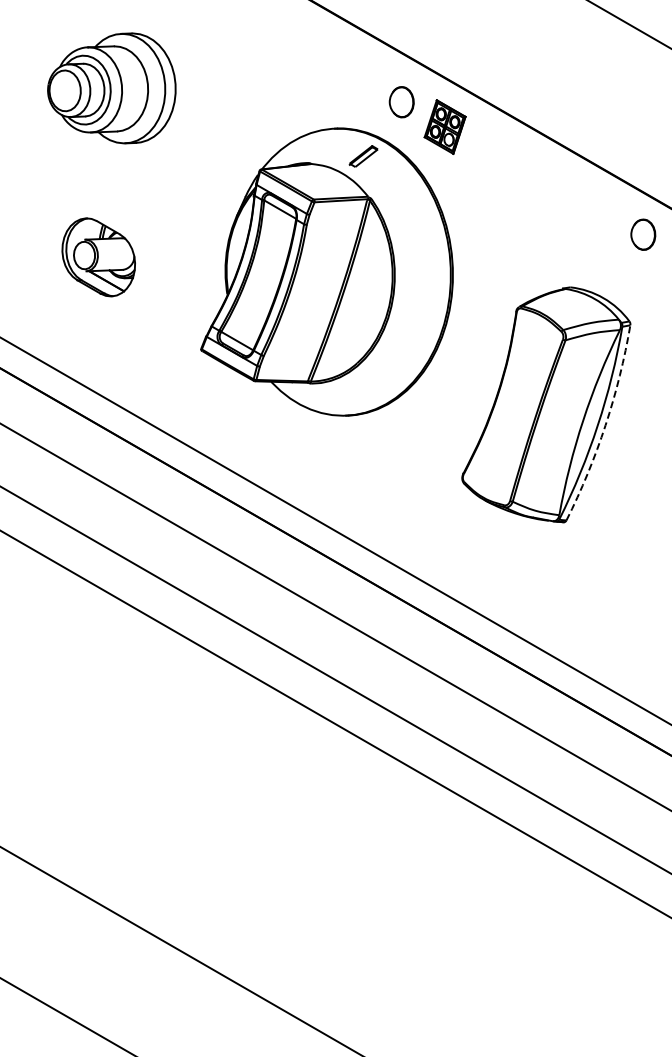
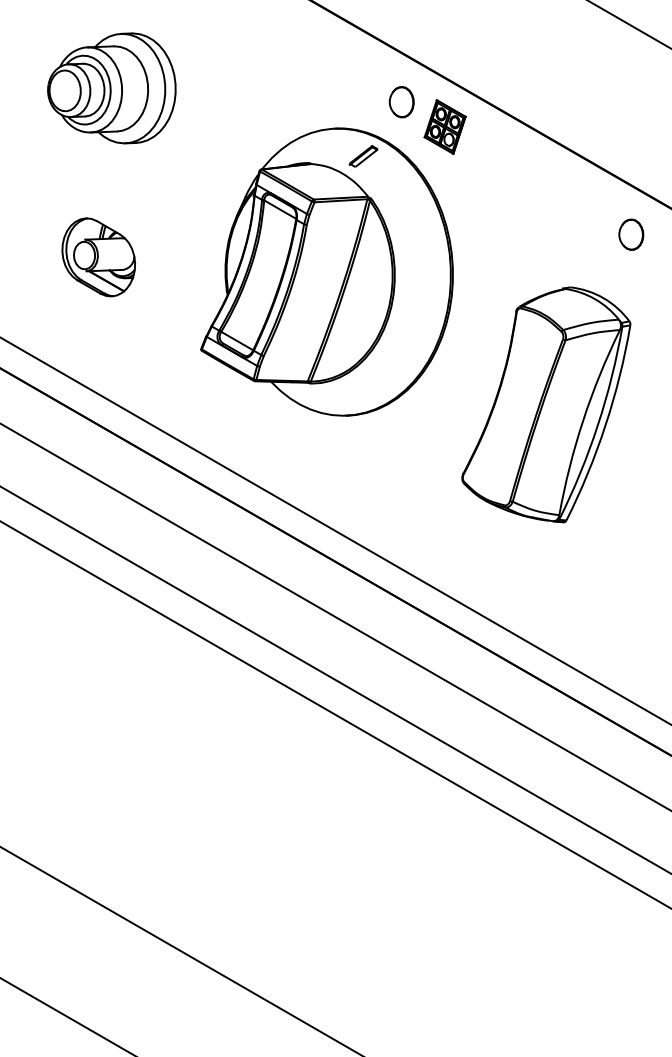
part position: (643, 234) -> (631, 234) (631, 234)
arc: dashed -> solid (605, 425)
line position: (335, 723) -> (335, 714) (335, 714)
